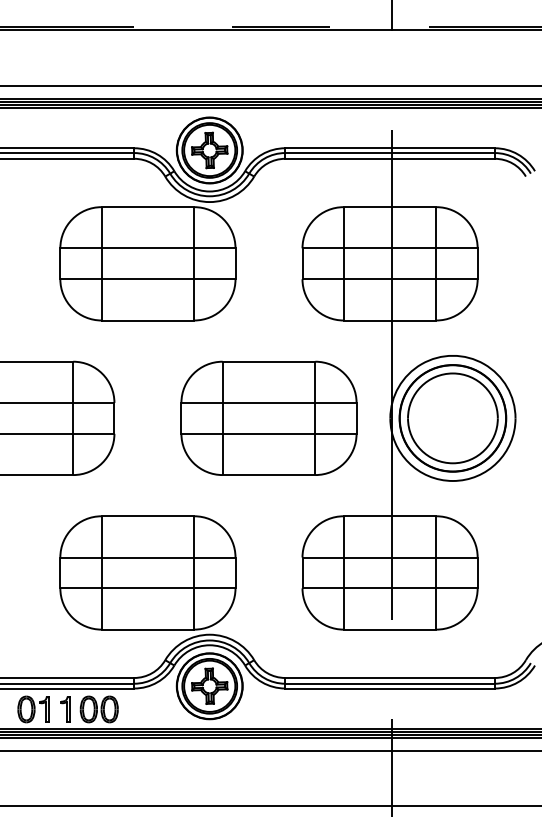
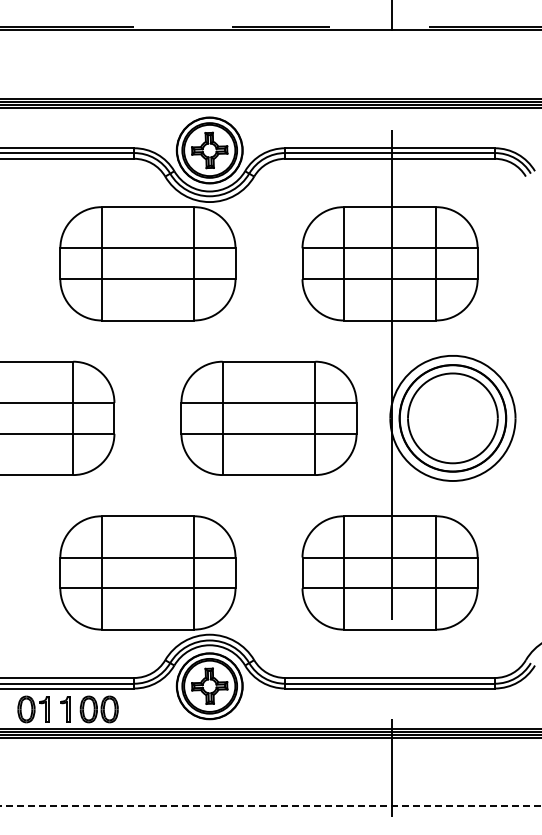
line: present -> none (270, 85)
line: present -> none (270, 751)
line: solid -> dashed (270, 806)
